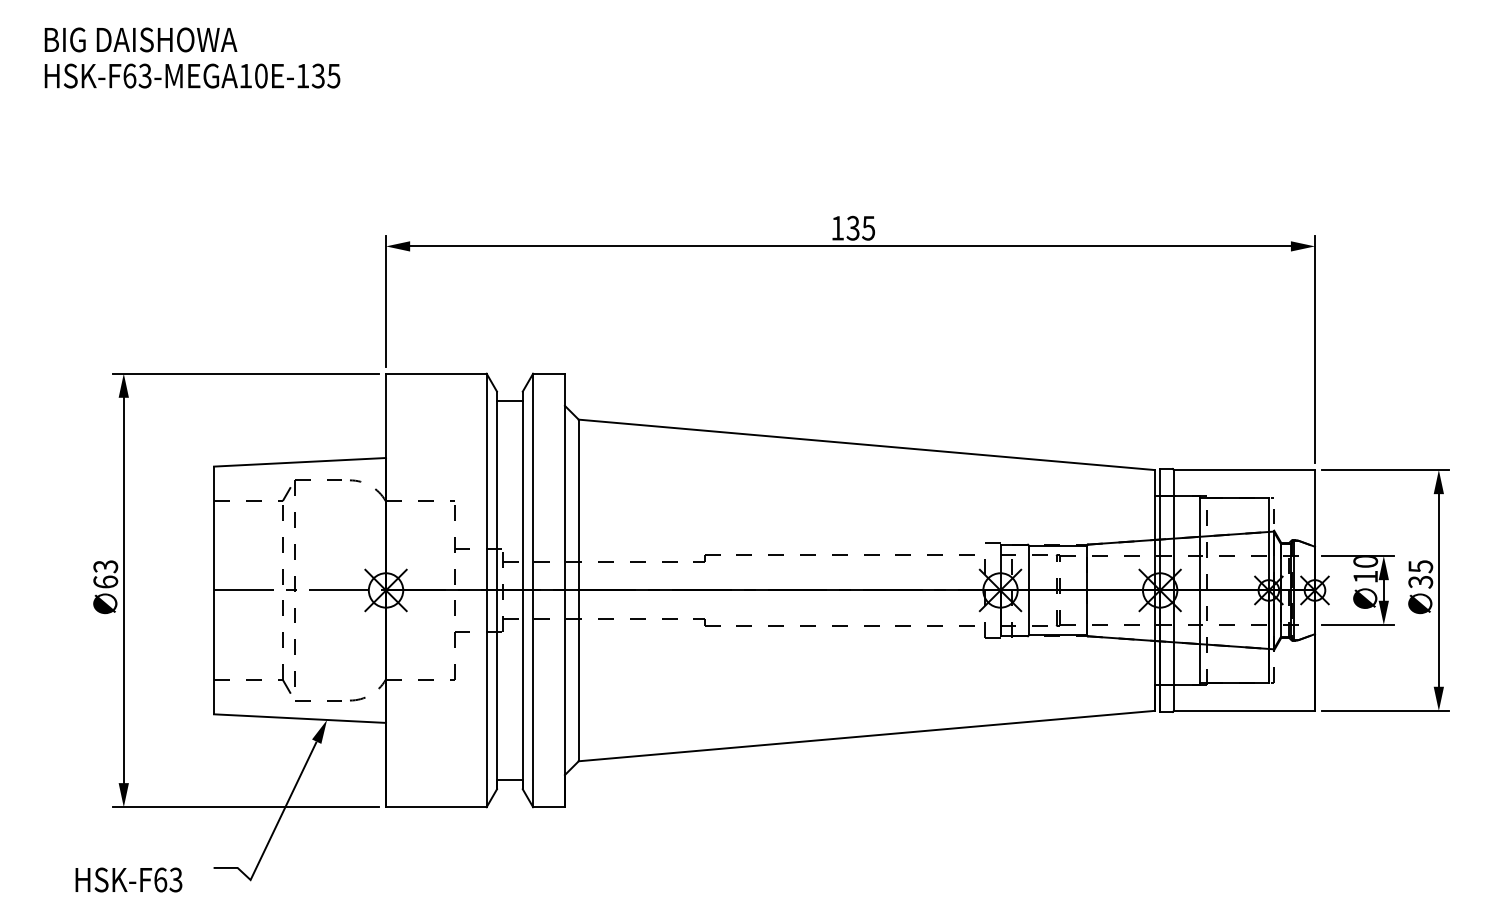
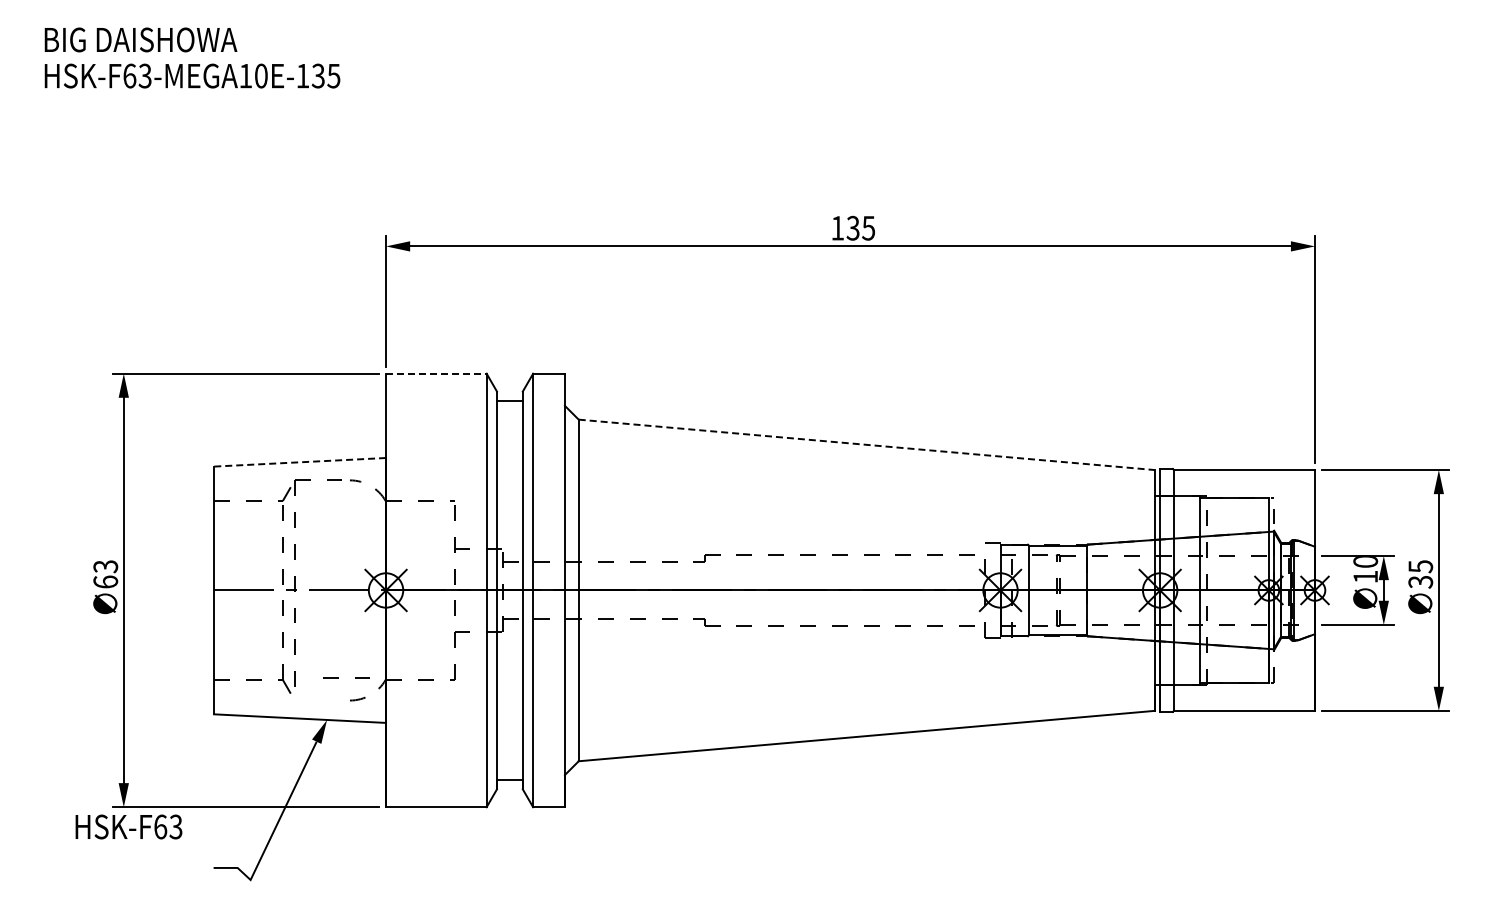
line: solid -> dashed (436, 373)
line: solid -> dashed (867, 444)
line: solid -> dashed (299, 462)
line position: (310, 700) -> (338, 677) (338, 677)
text position: (128, 879) -> (128, 826) (128, 826)
